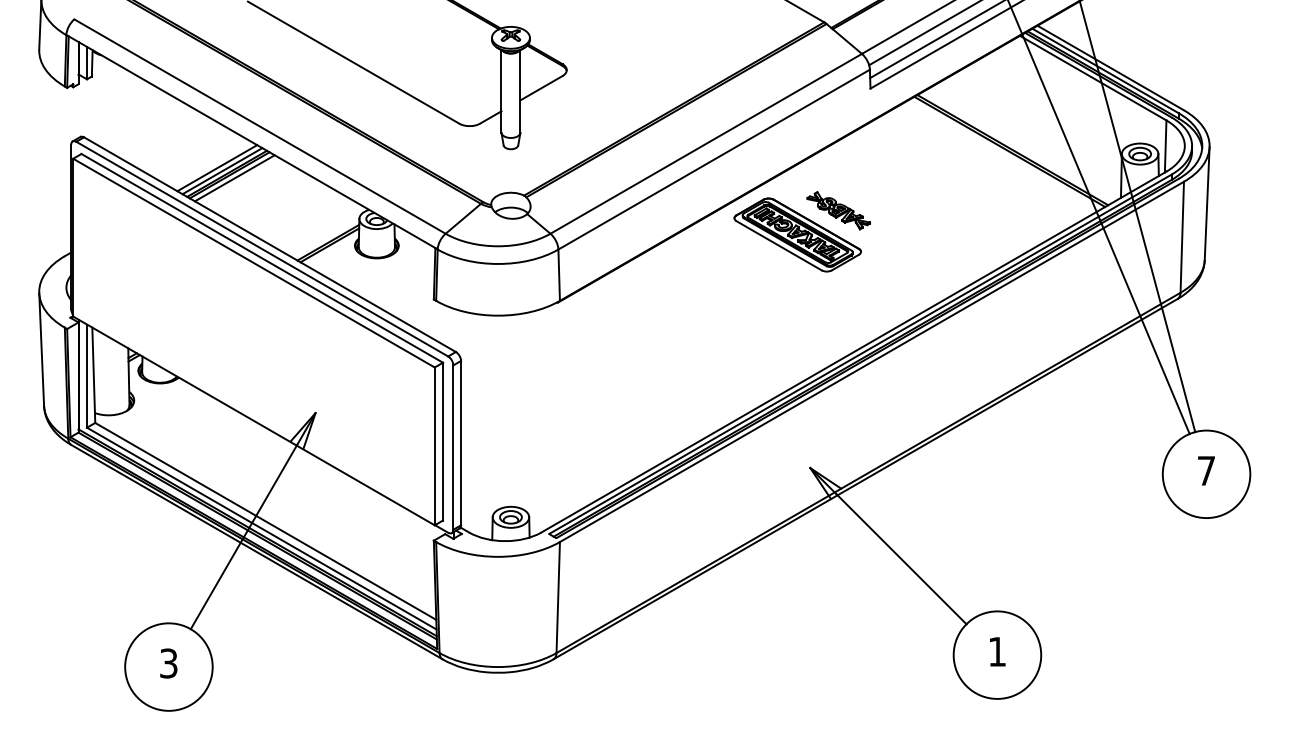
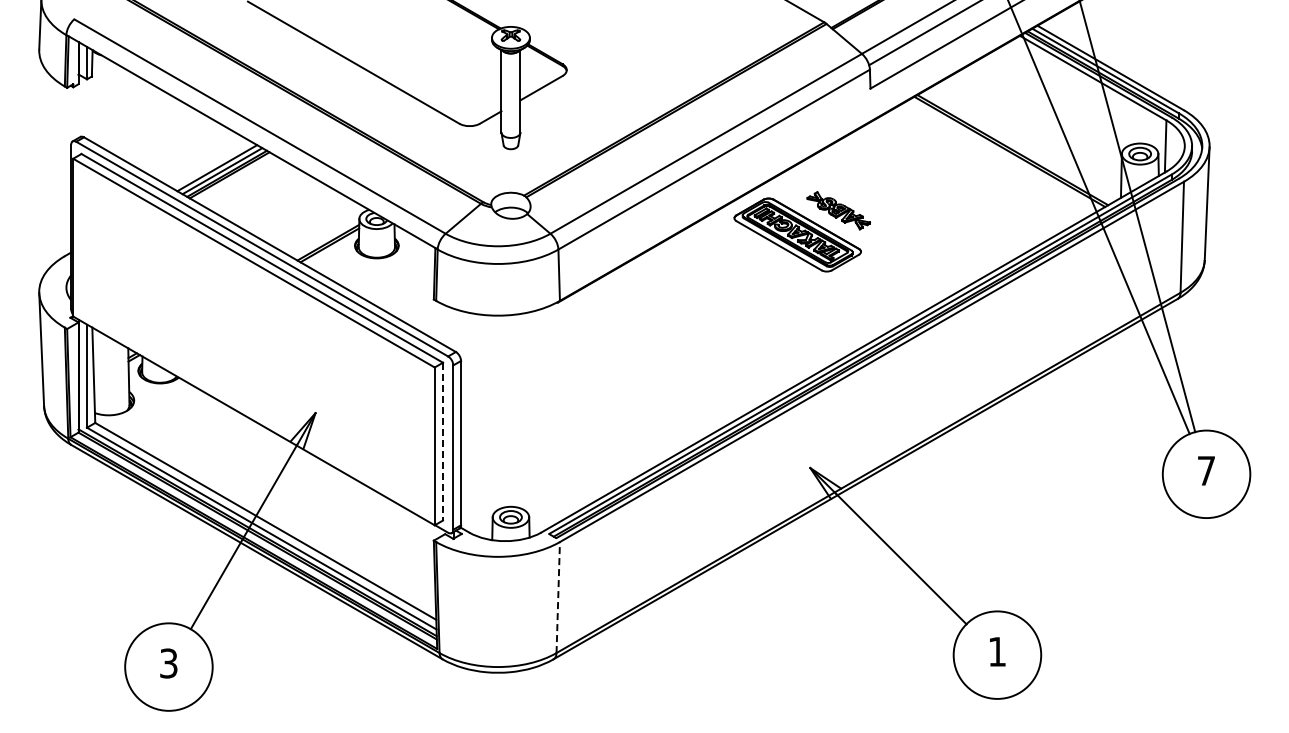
line: present -> none (935, 40)
line: present -> none (234, 178)
line: solid -> dashed (443, 441)
line: solid -> dashed (558, 597)
